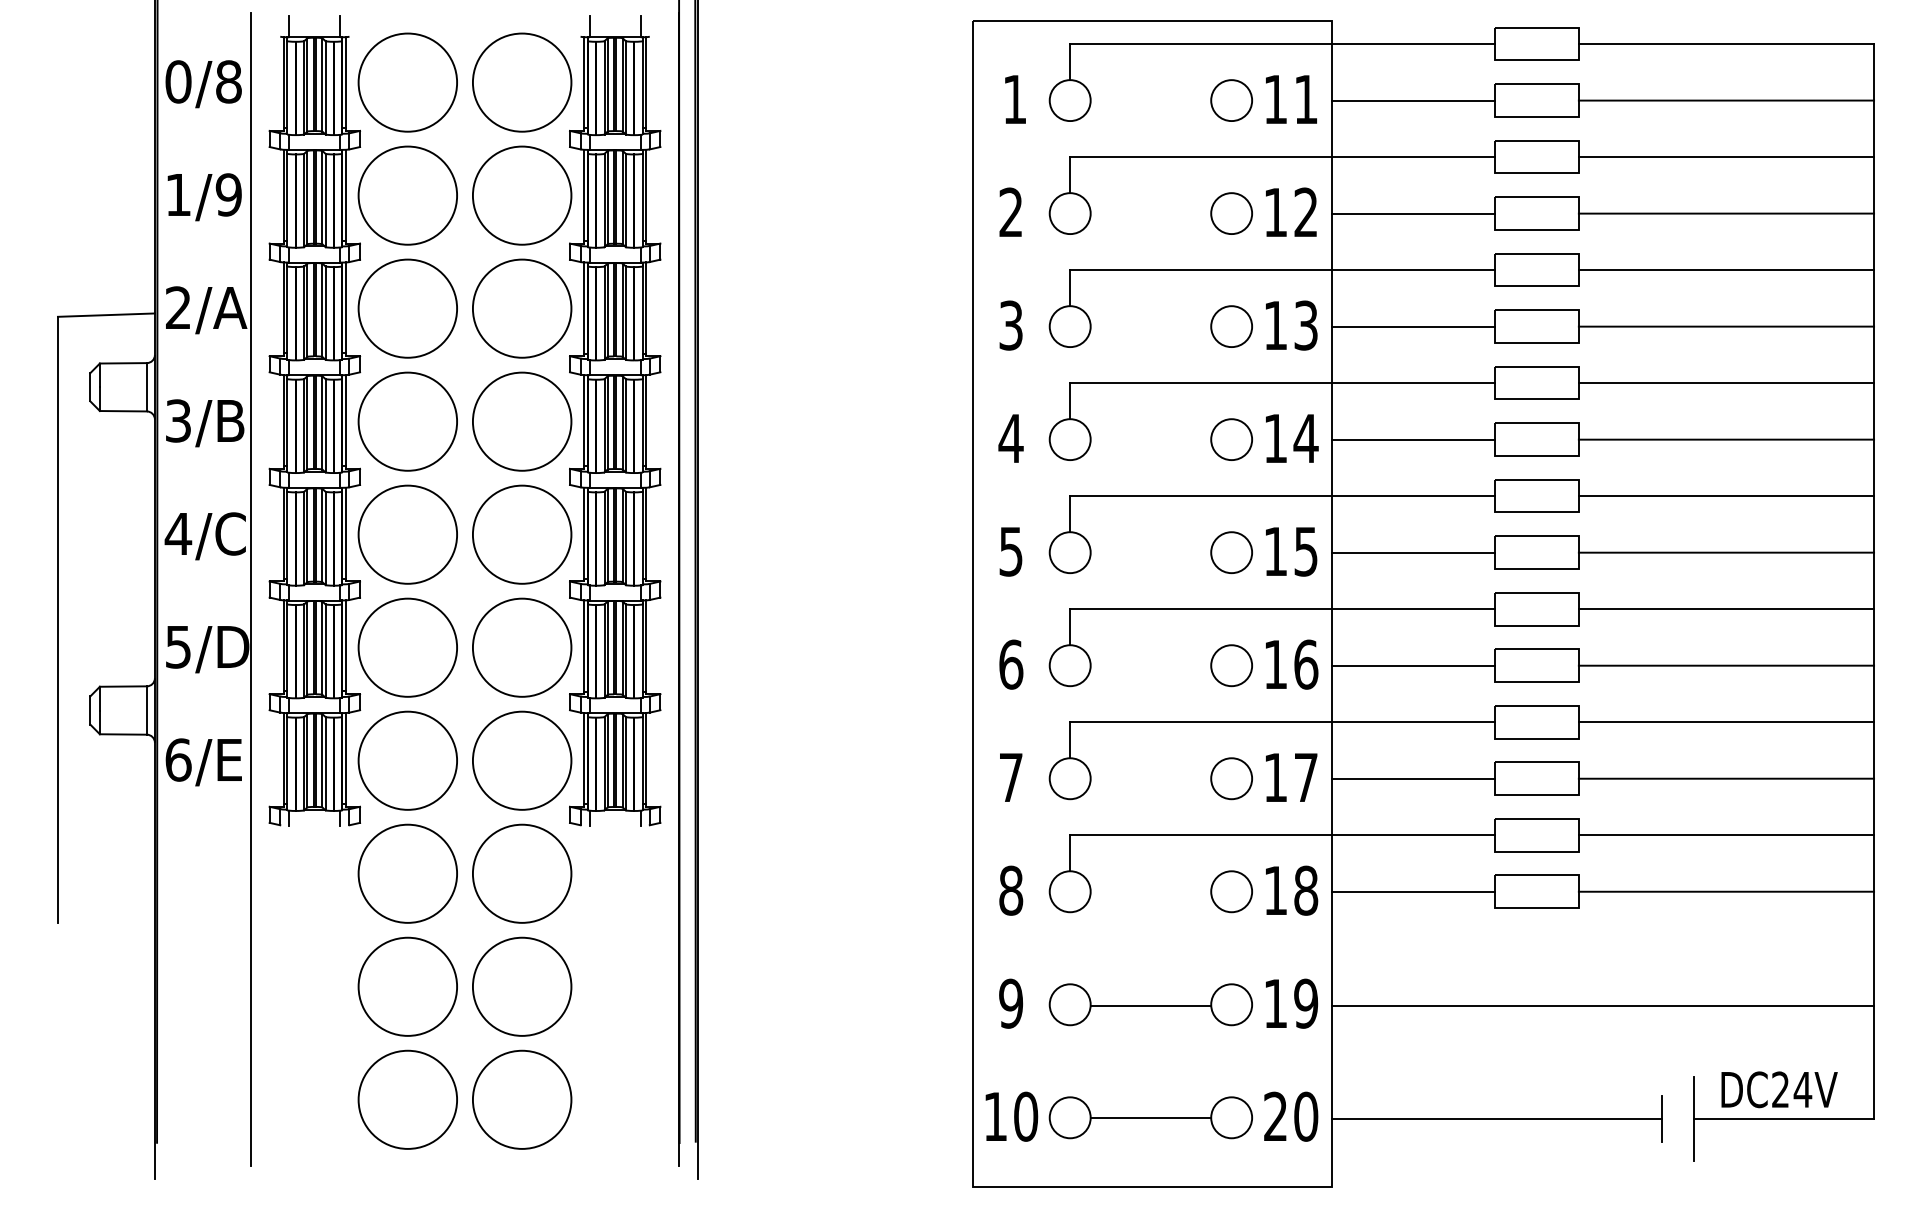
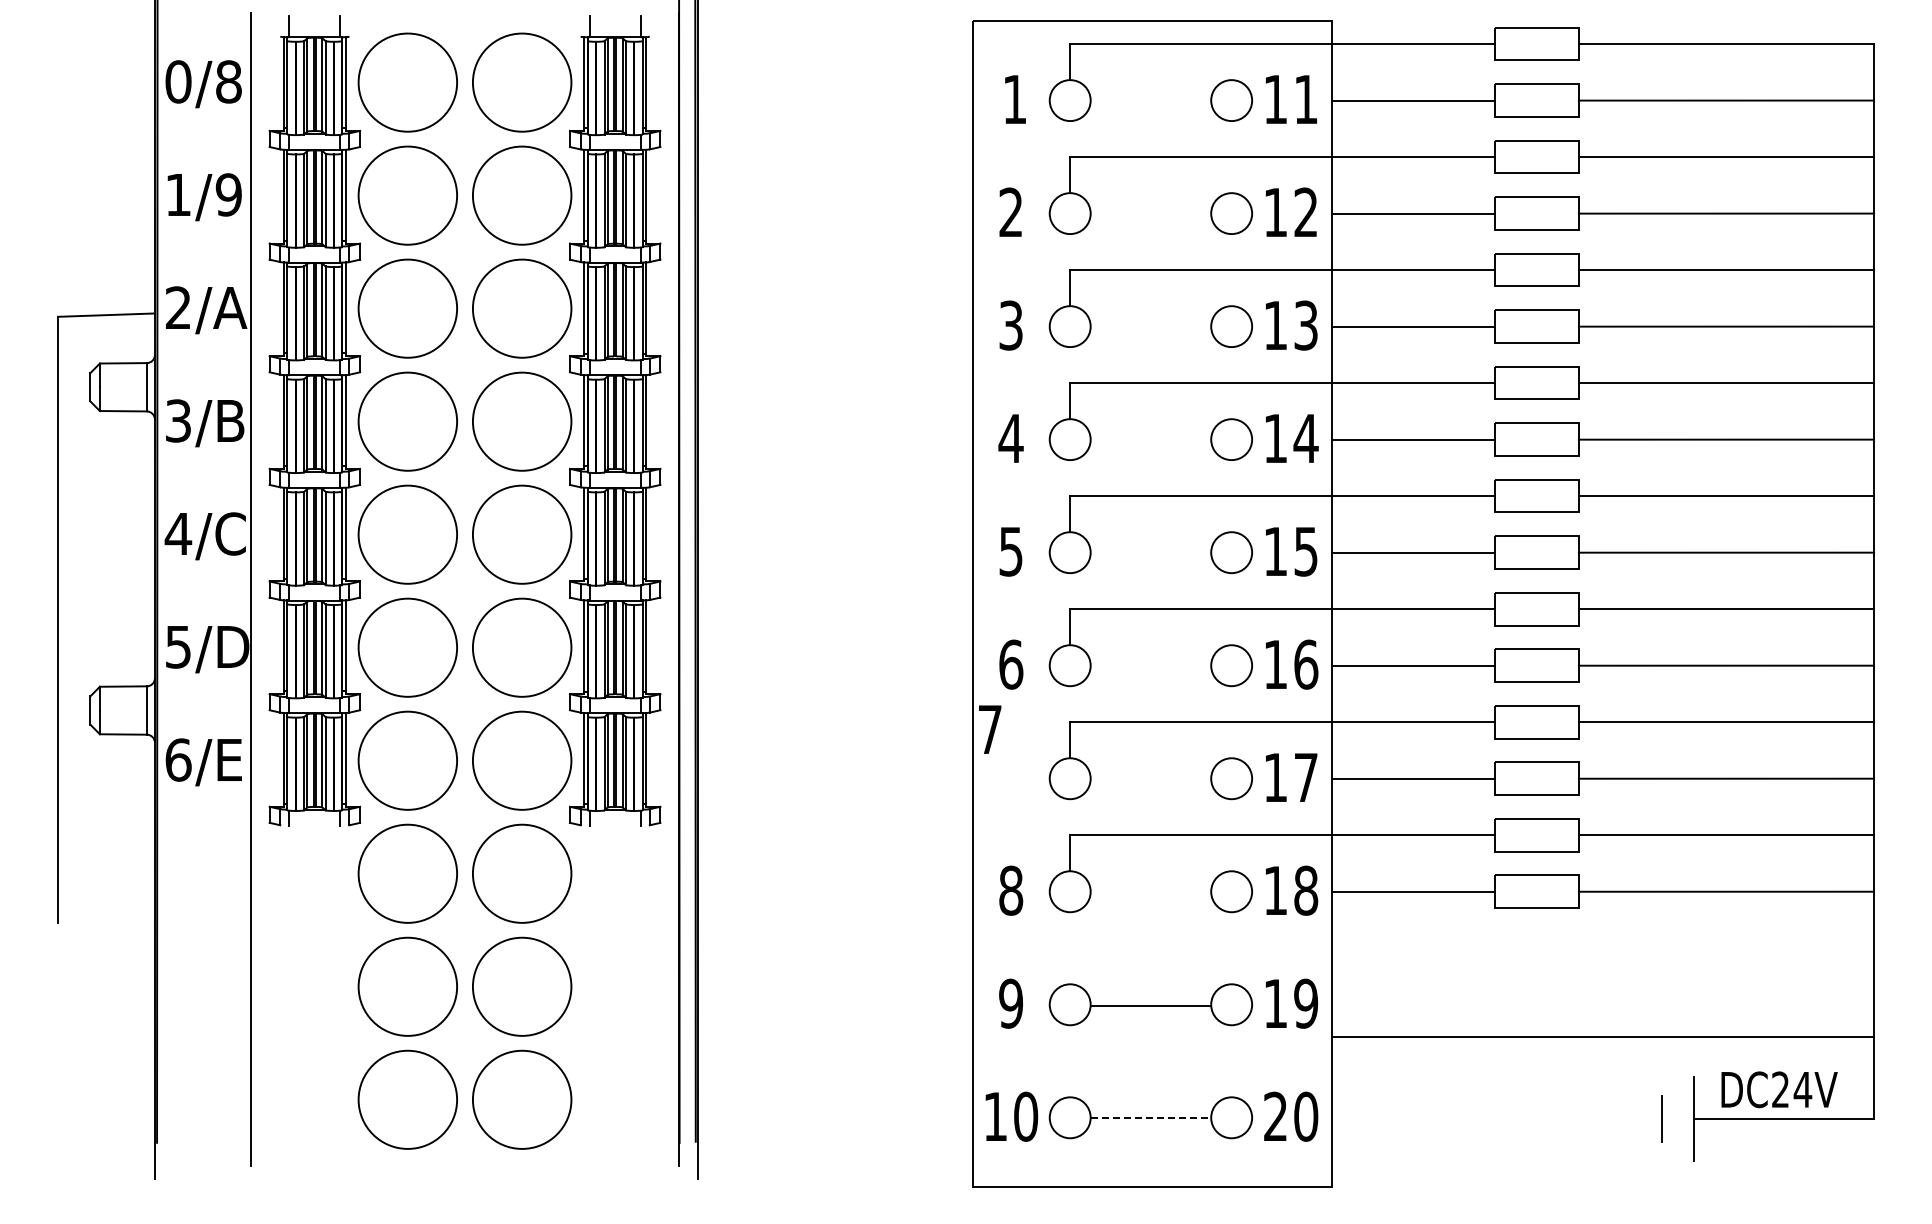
text position: (1011, 777) -> (990, 729) (990, 729)
line position: (1602, 1006) -> (1602, 1037) (1602, 1037)
line: solid -> dashed (1151, 1117)
line: present -> none (1496, 1119)
